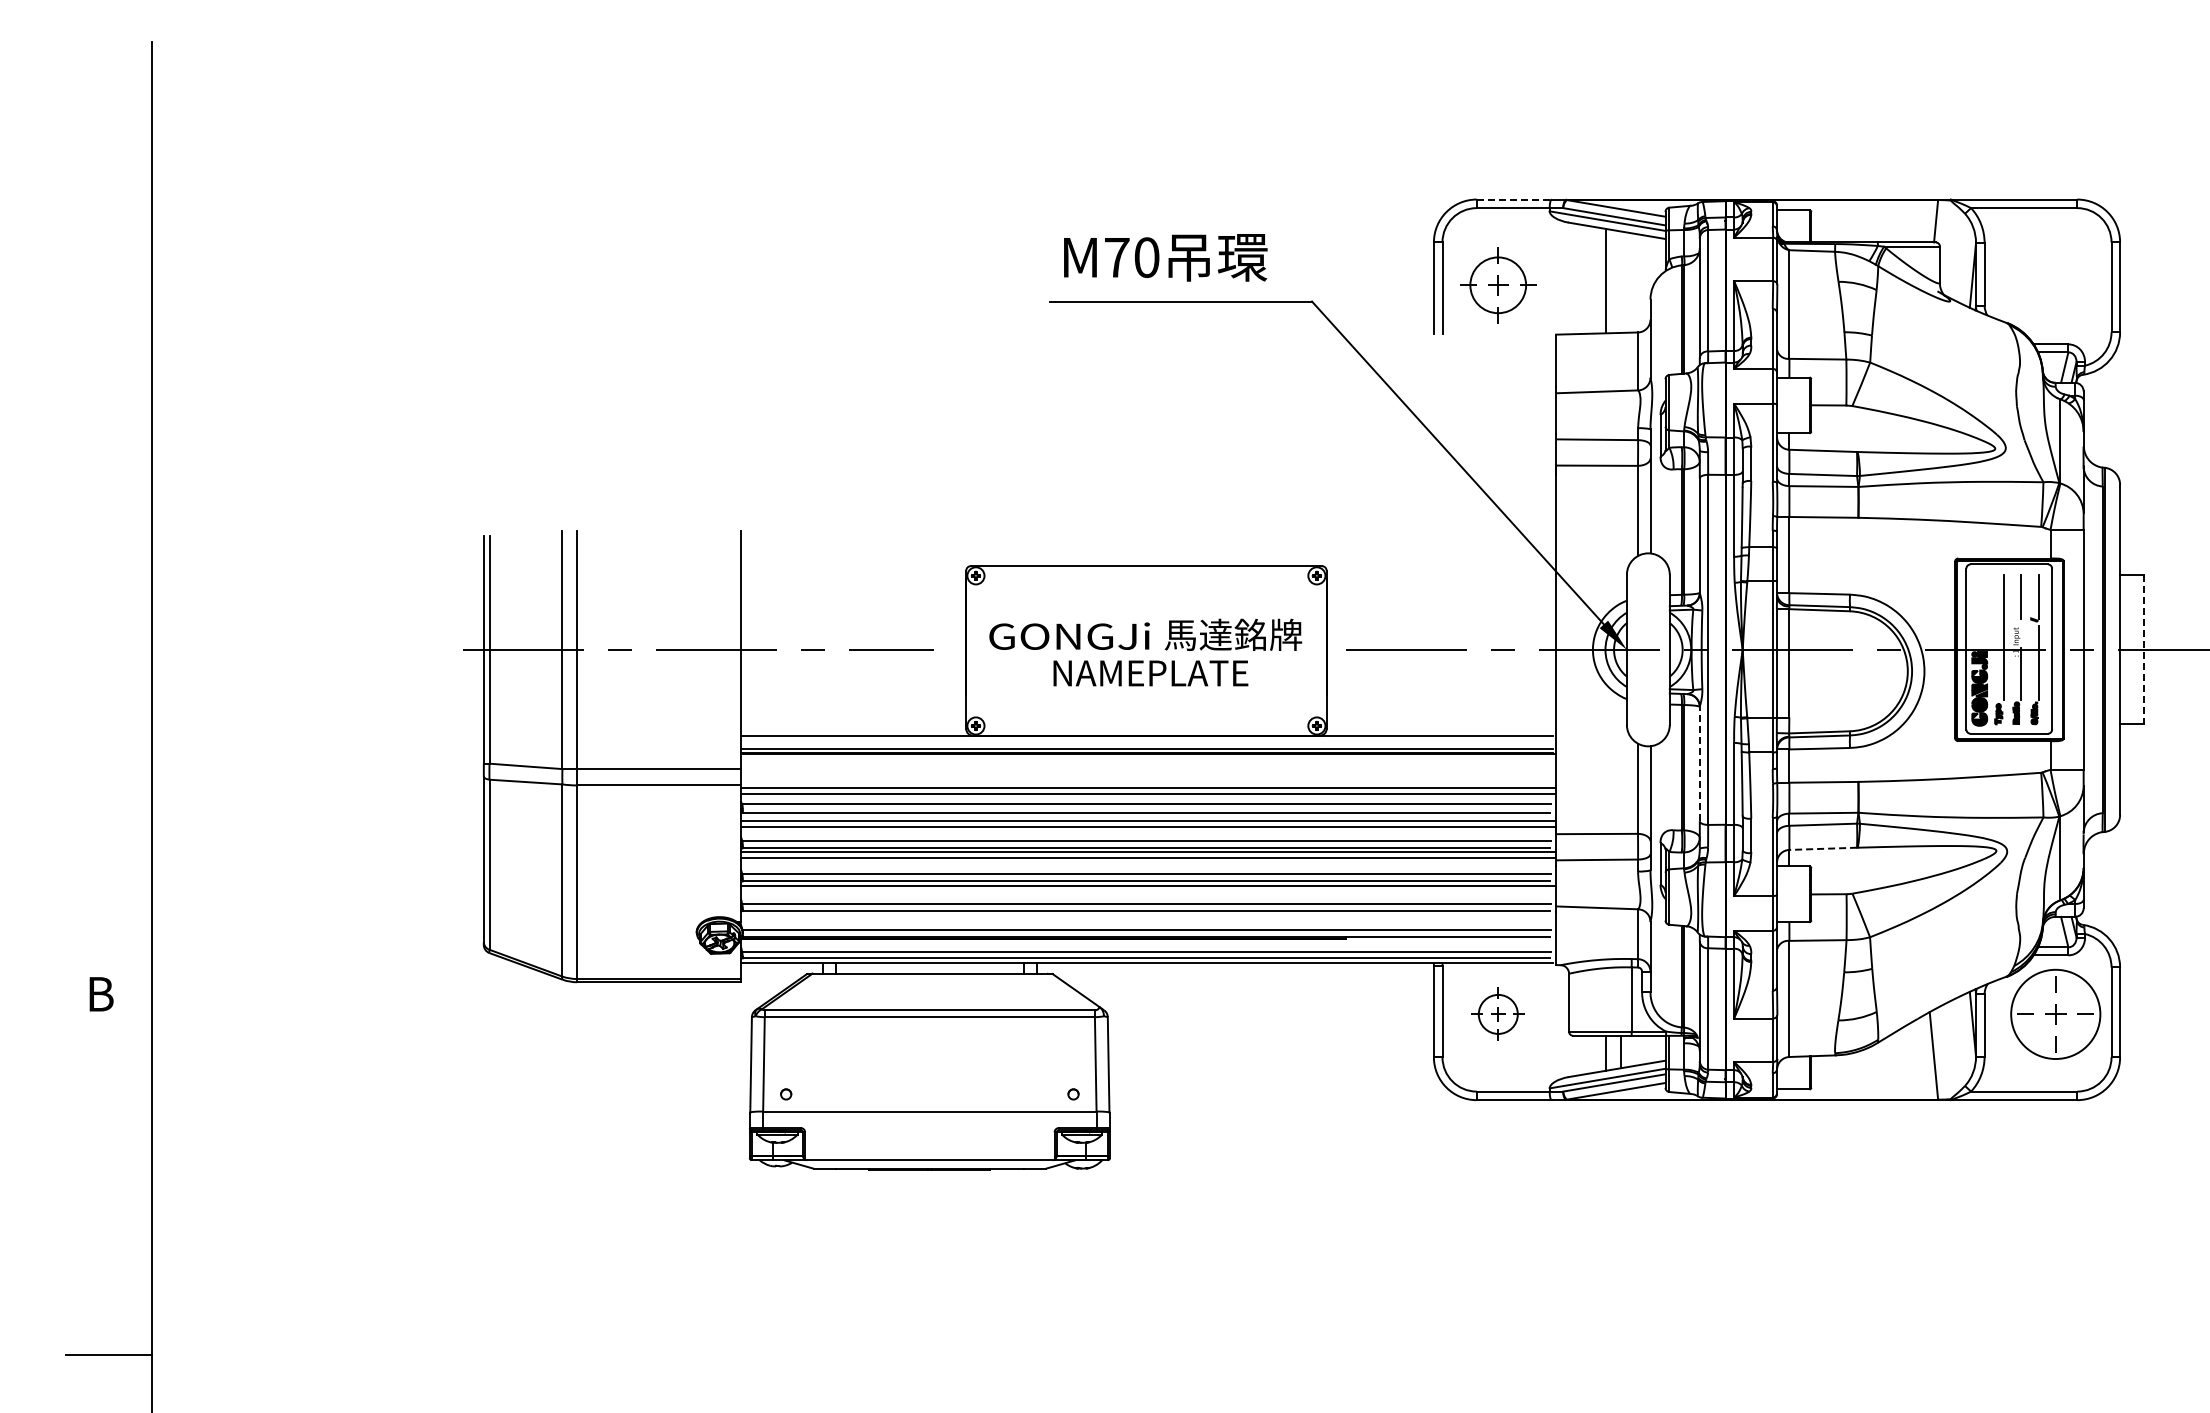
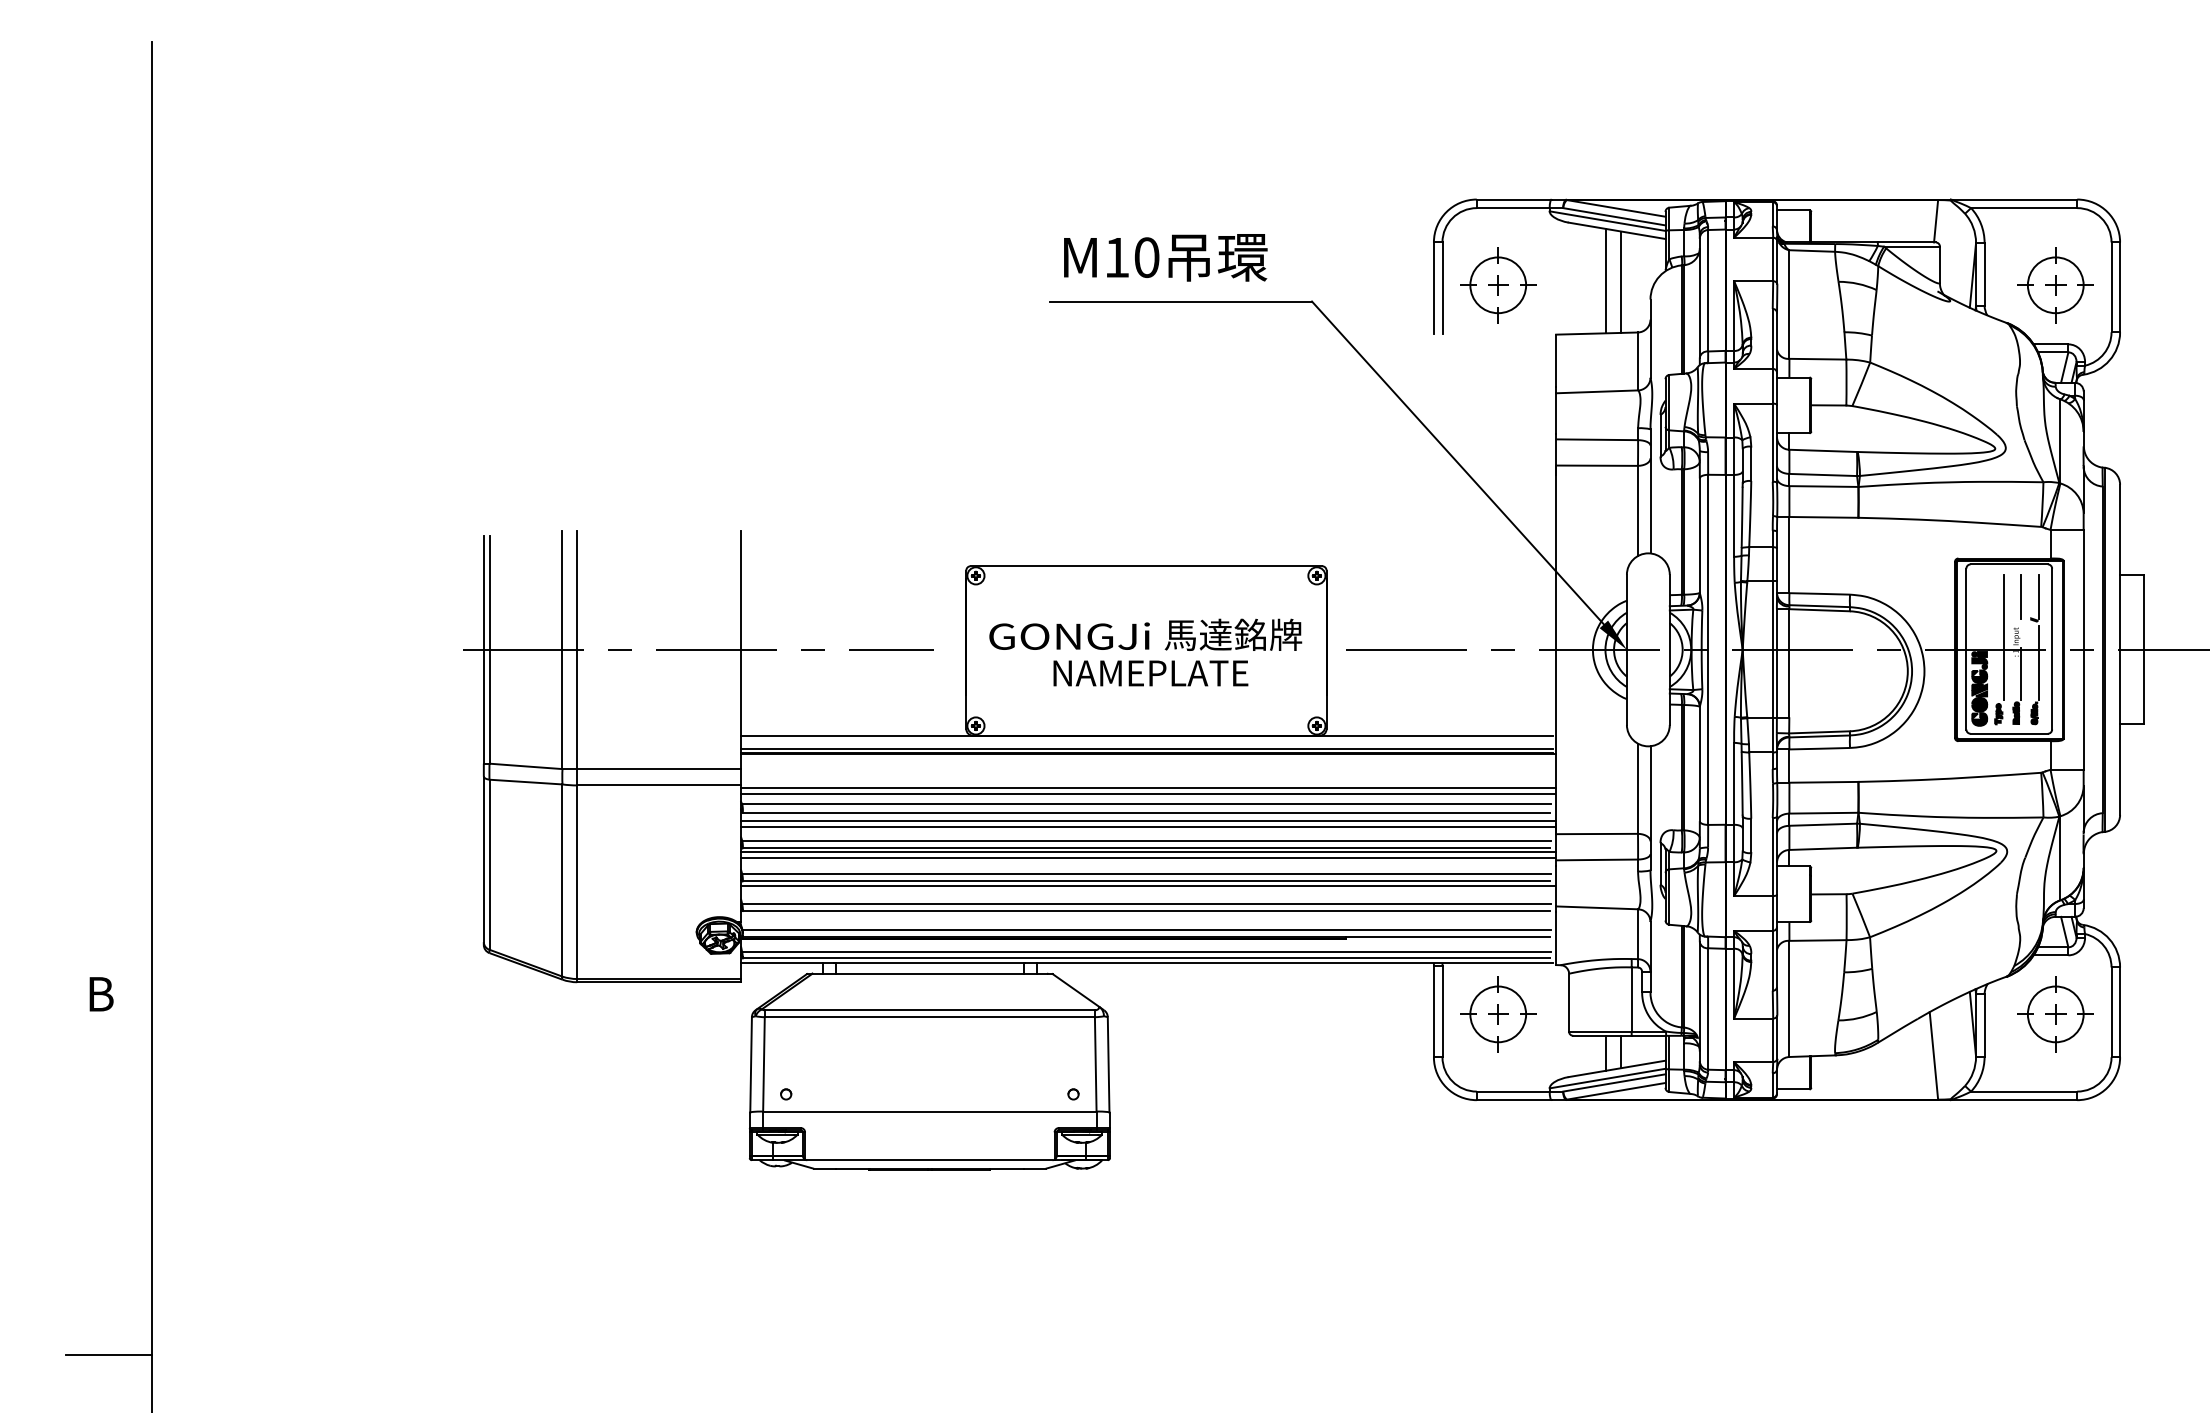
line: dashed -> solid (1514, 199)
text: M70 -> M10 (1117, 257)
line: none -> present (1621, 281)
part: none -> present (2055, 285)
line: dashed -> solid (2143, 649)
line: dashed -> solid (1699, 763)
line: dashed -> solid (1823, 848)
part size: 54x54 px -> 77x77 px (1498, 1014)
circle diameter: 89 px -> 56 px (2055, 1014)
